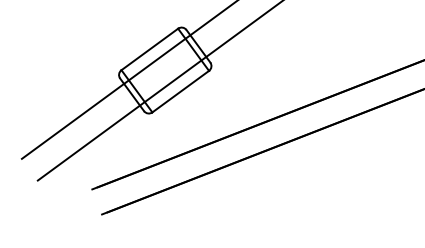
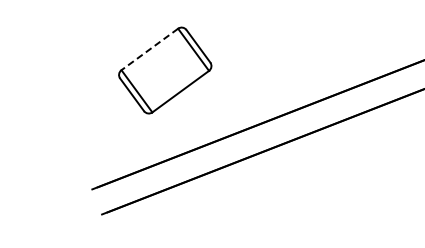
line: solid -> dashed (149, 49)
line: present -> none (128, 80)
line: present -> none (158, 91)
